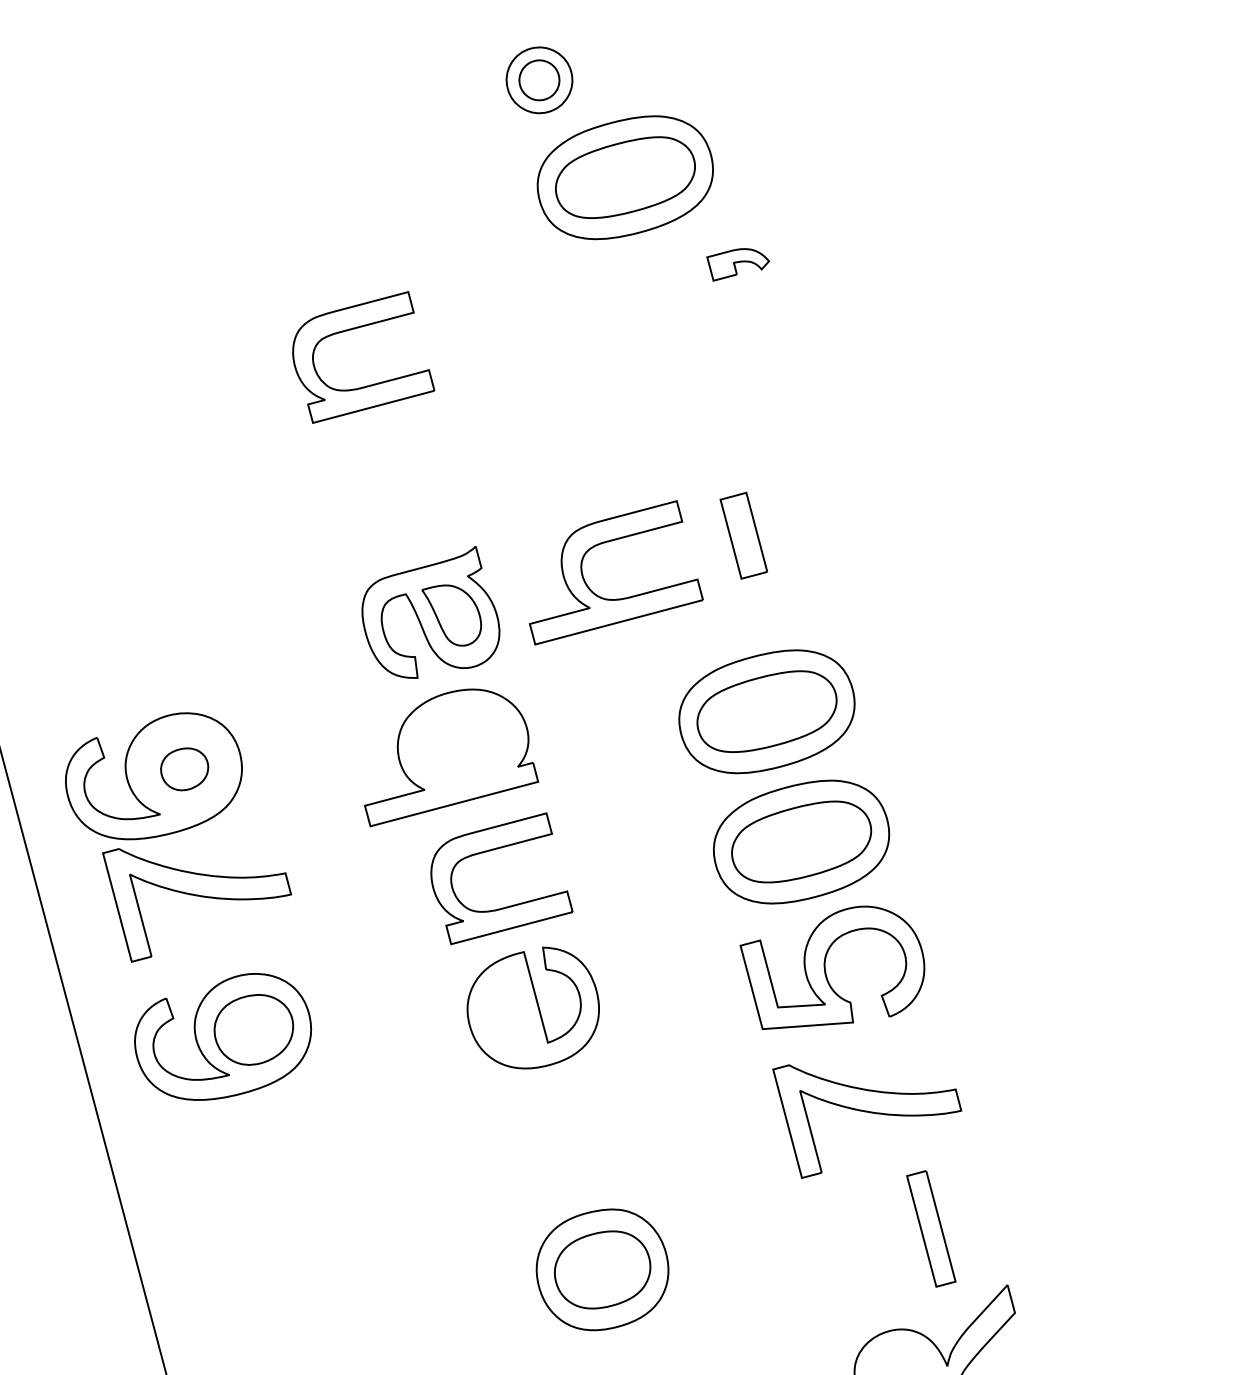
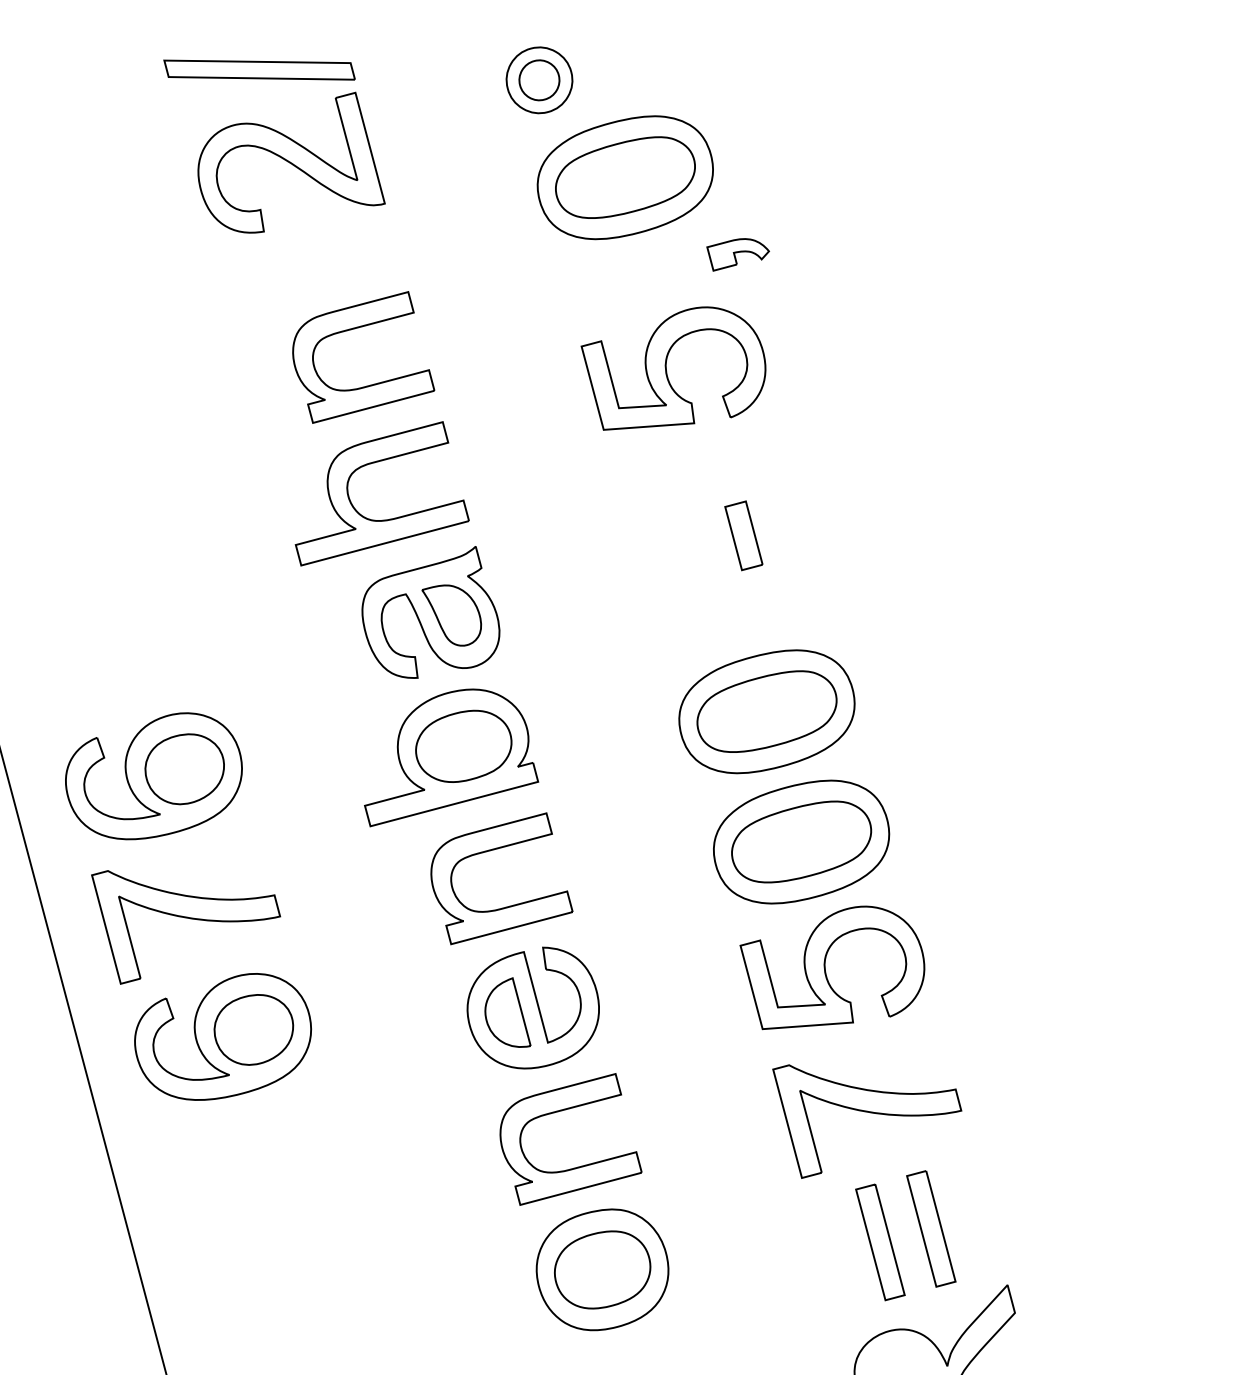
part: none -> present (259, 69)
part: none -> present (291, 162)
part position: (737, 264) -> (737, 254) (737, 254)
part: none -> present (667, 371)
part size: 50x89 px -> 40x72 px (743, 535)
part position: (616, 598) -> (382, 519) (382, 519)
part: none -> present (463, 745)
part size: 50x45 px -> 81x73 px (184, 769)
part position: (201, 897) -> (190, 919) (190, 919)
part: none -> present (507, 1012)
part: none -> present (577, 1166)
part: none -> present (880, 1242)
